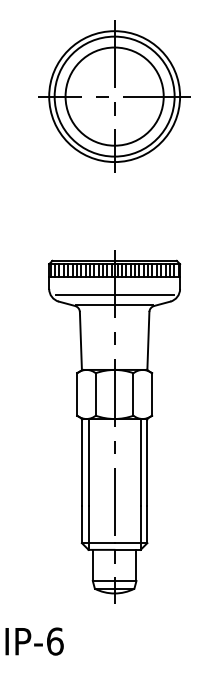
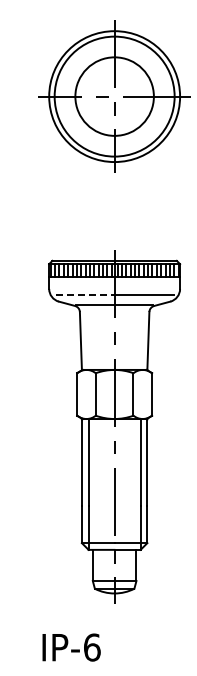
circle diameter: 98 px -> 79 px (114, 96)
line: solid -> dashed (85, 294)
text position: (34, 641) -> (71, 647) (71, 647)
